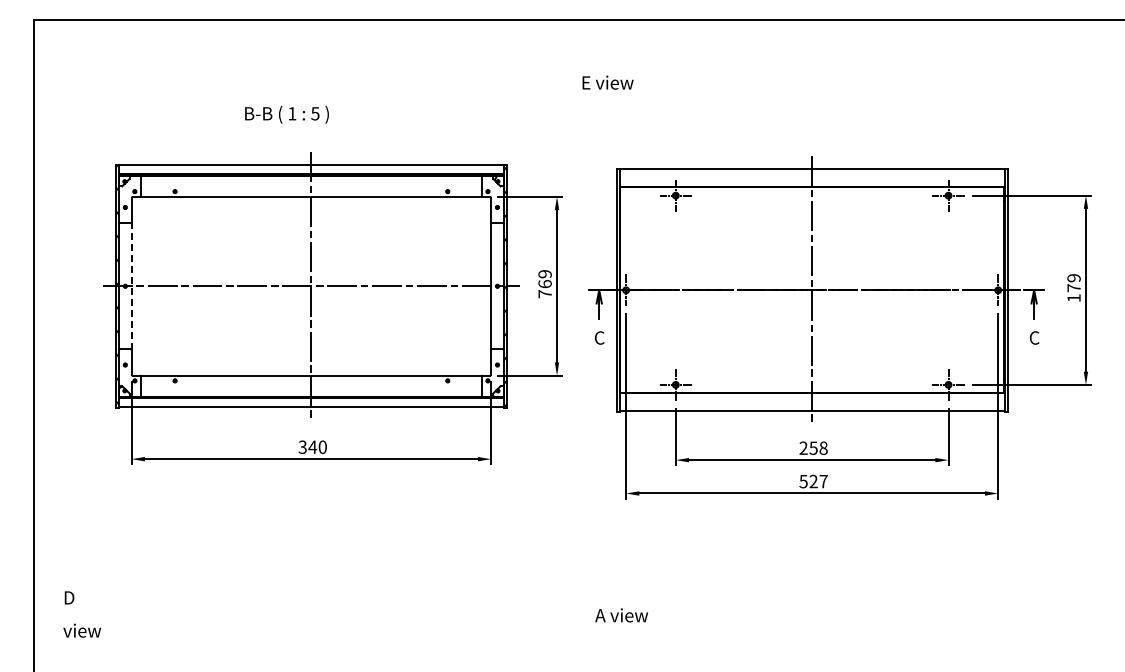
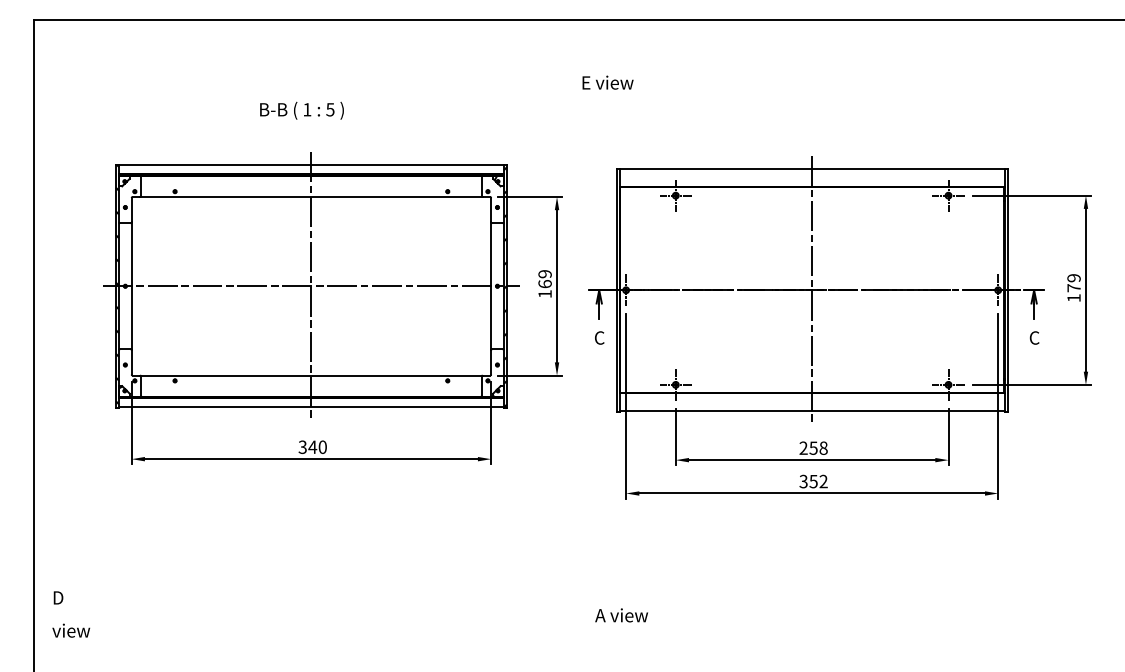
text position: (286, 114) -> (301, 110) (301, 110)
line: dashed -> solid (131, 286)
text: 769 -> 169 (544, 294)
text: 527 -> 352 (813, 481)
text position: (82, 614) -> (71, 614) (71, 614)
